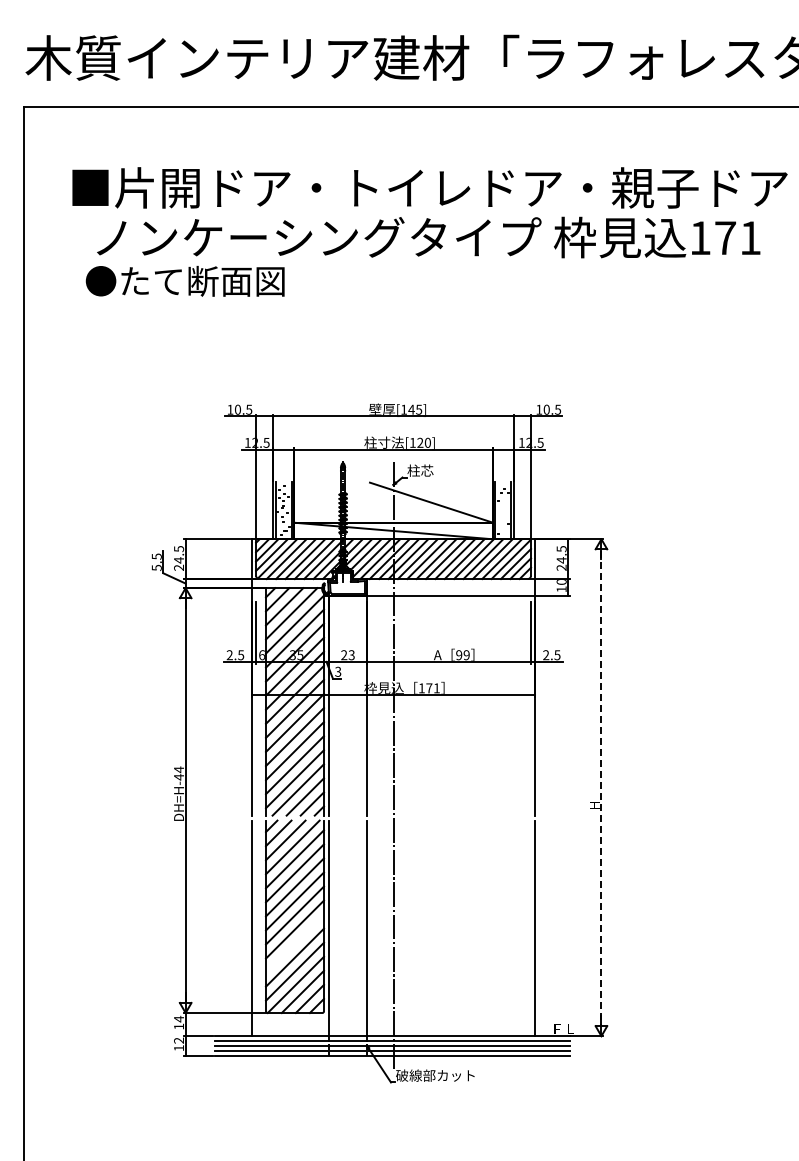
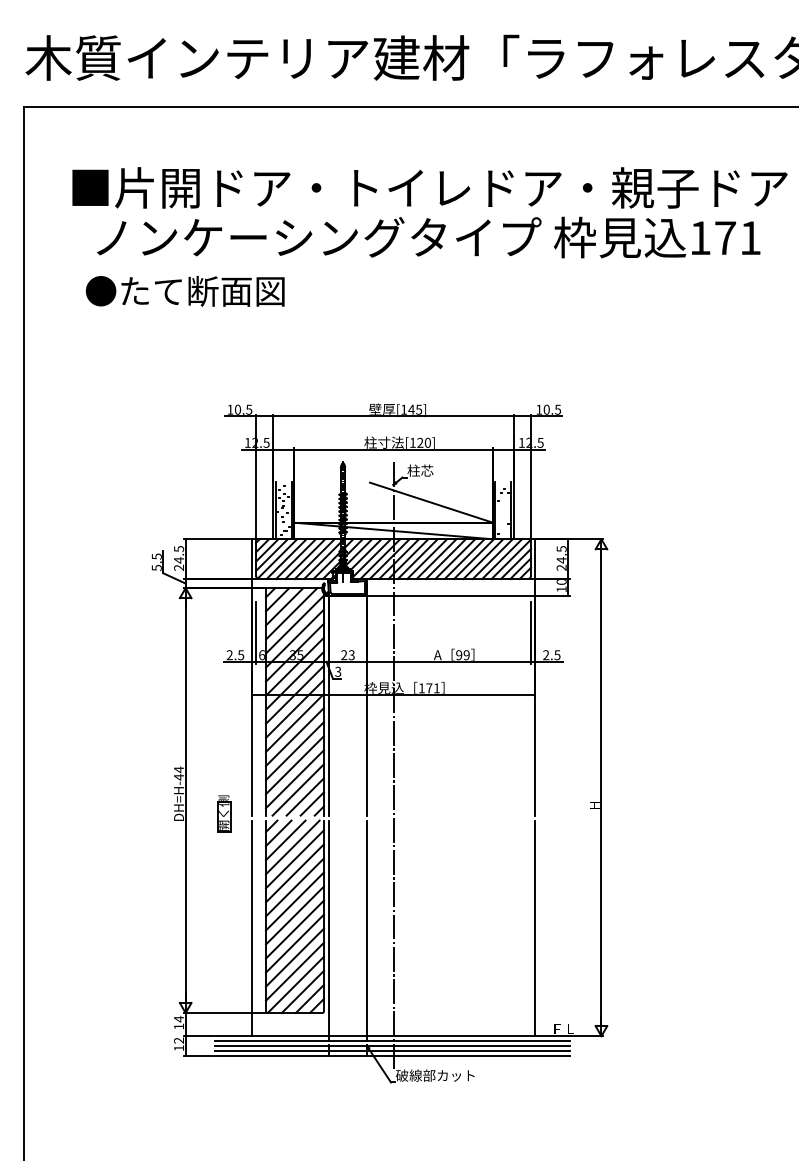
text position: (184, 281) -> (184, 291) (184, 291)
line: dashed -> solid (601, 787)
part: none -> present (224, 813)
line: none -> present (295, 943)
